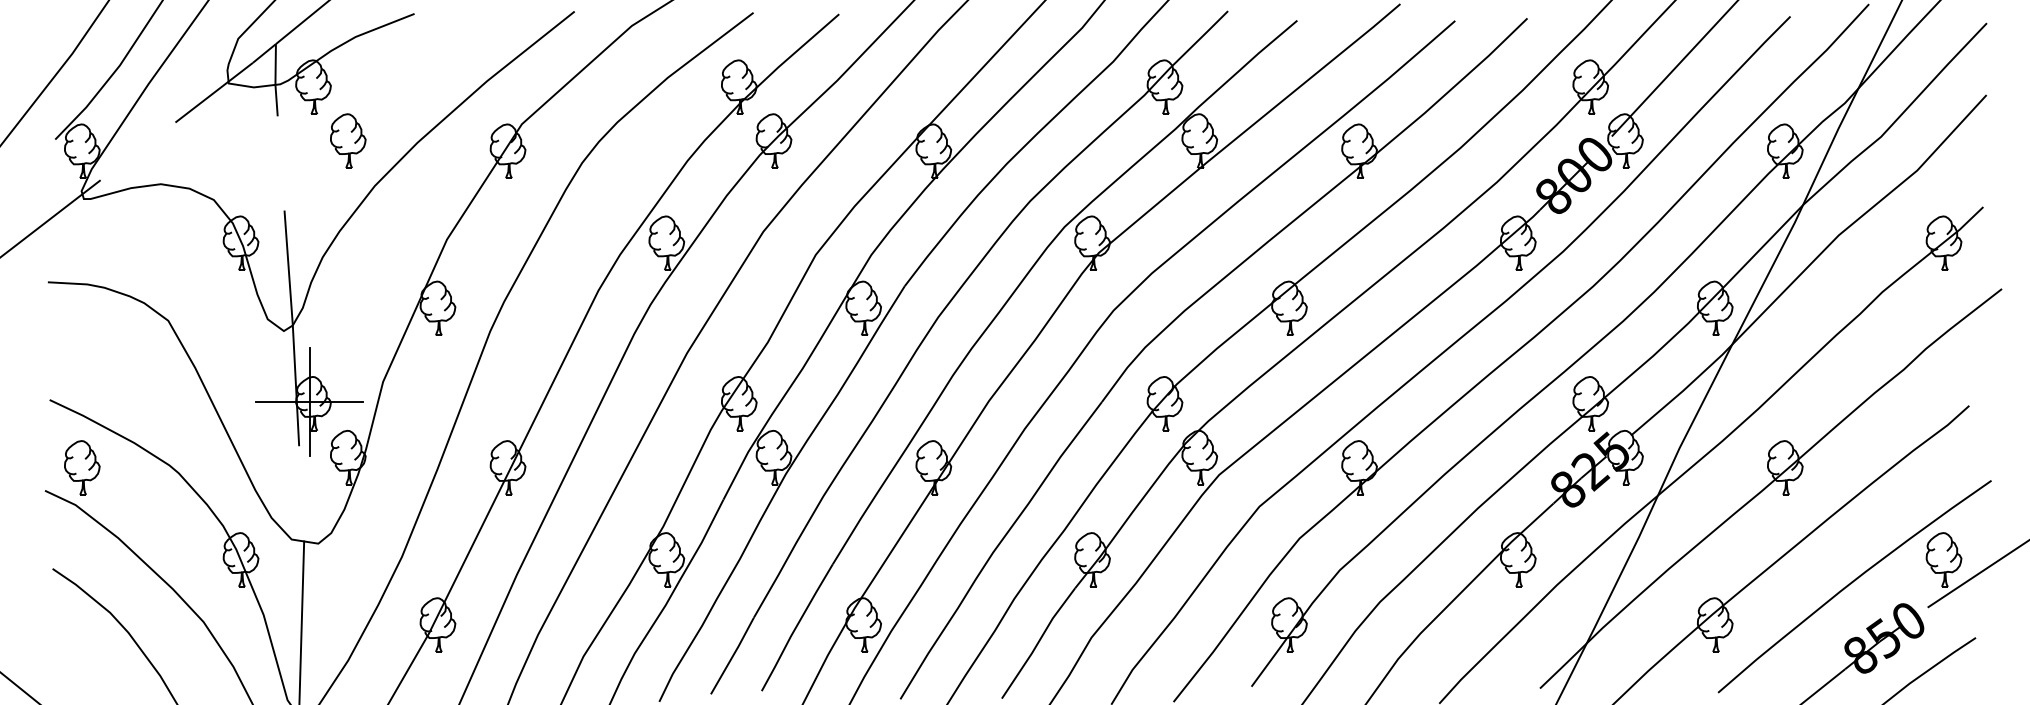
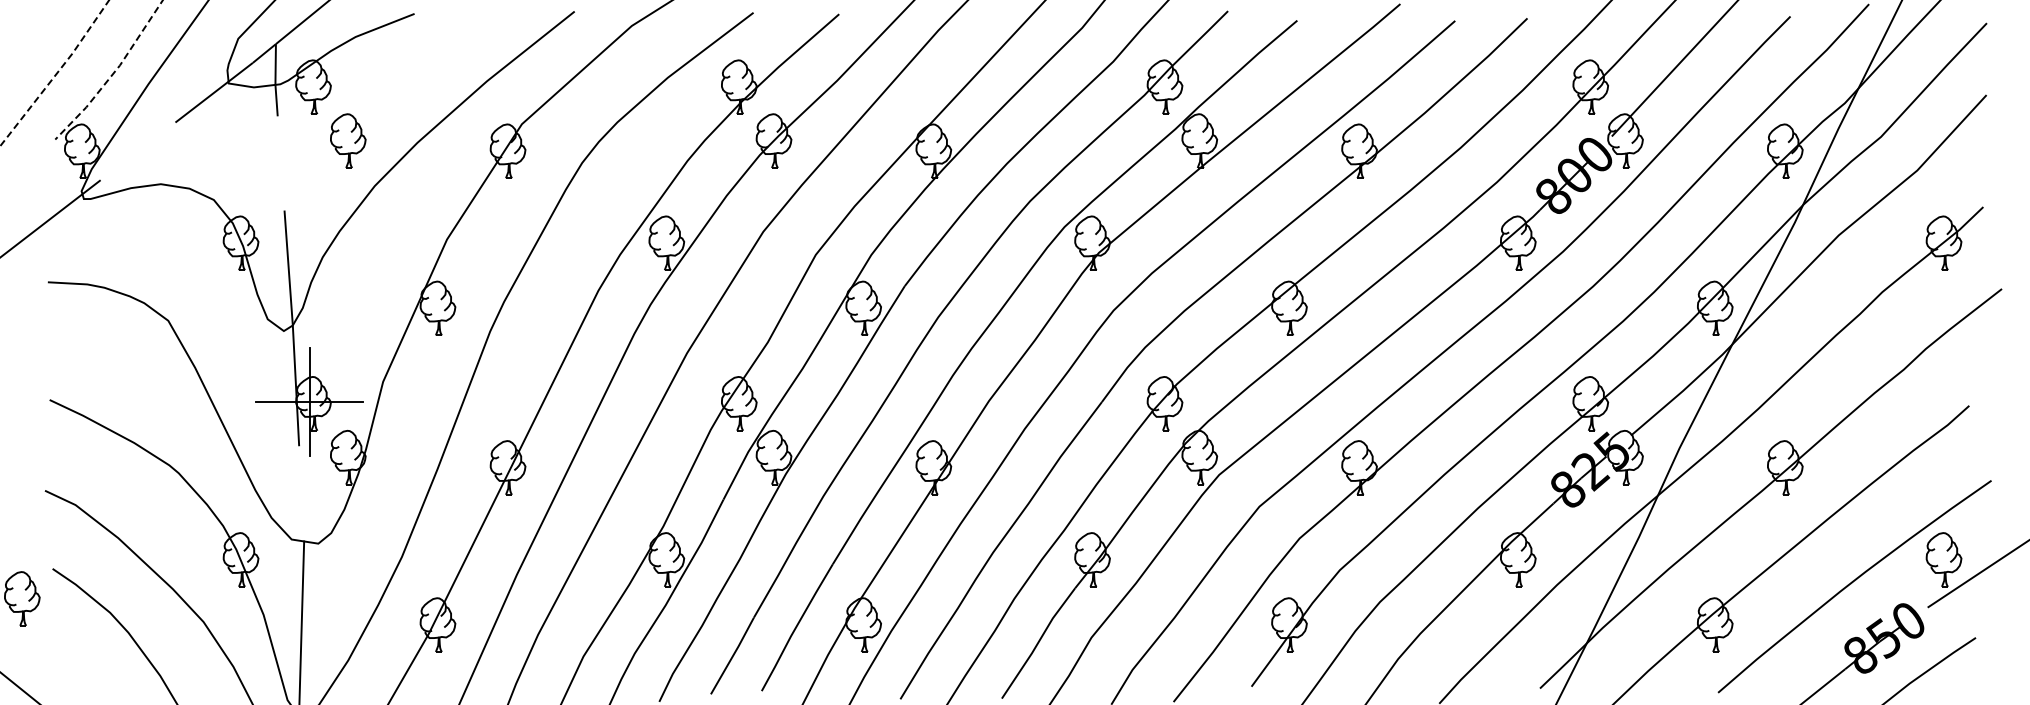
line: solid -> dashed (56, 74)
line: solid -> dashed (113, 74)
part position: (82, 467) -> (22, 598) (22, 598)
